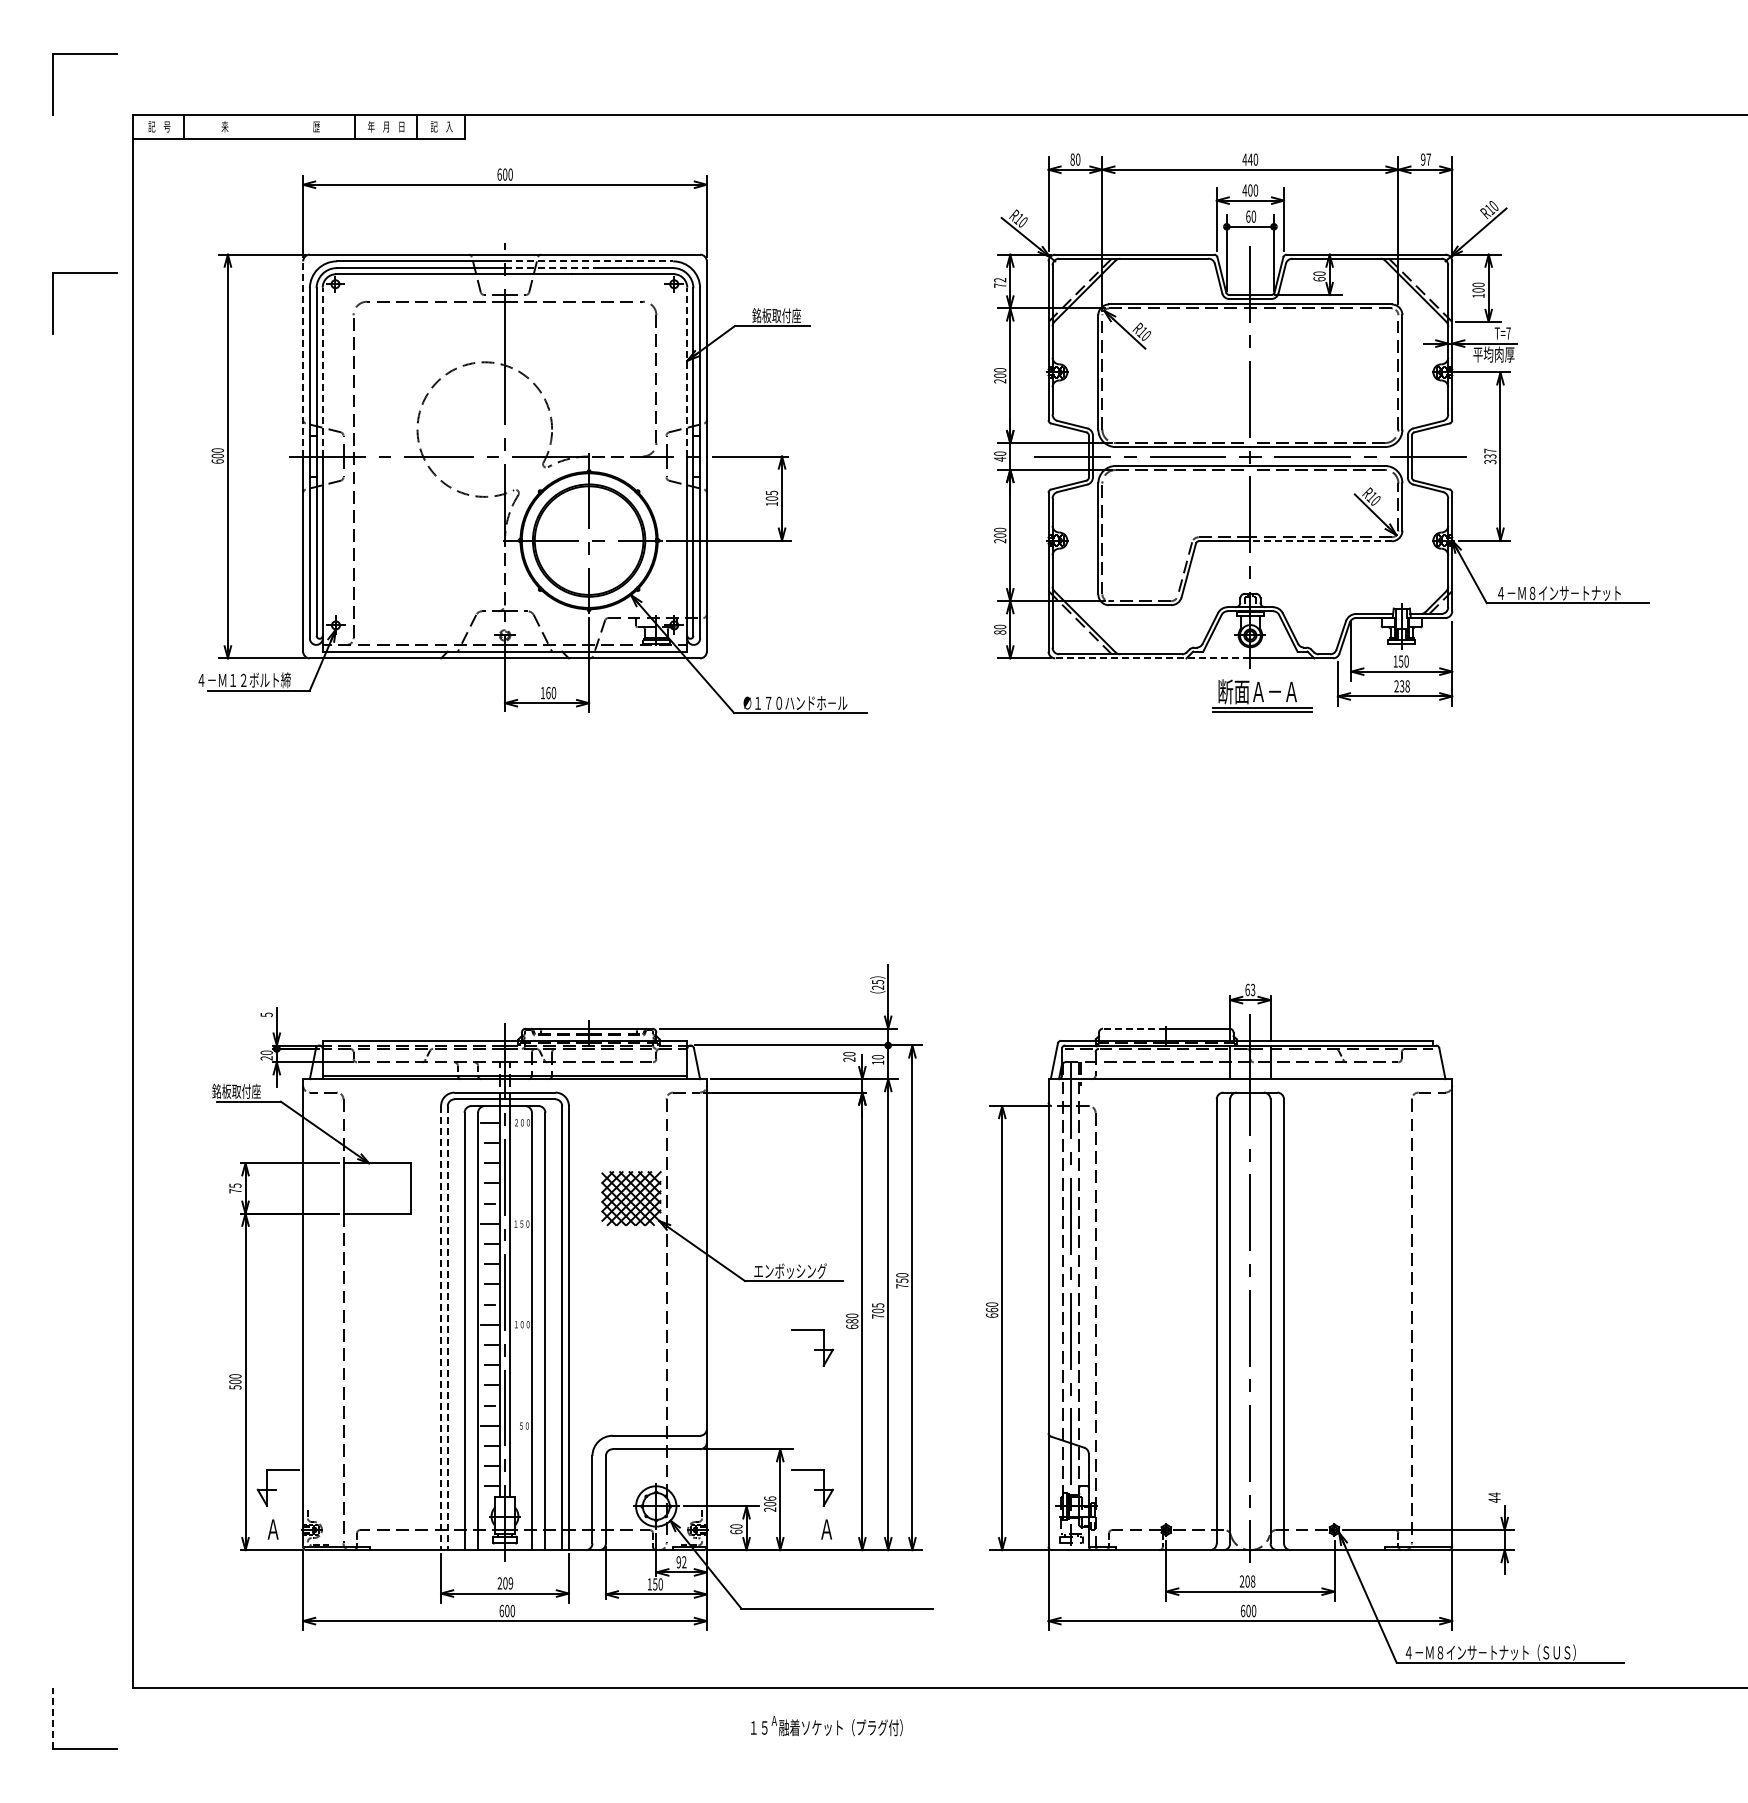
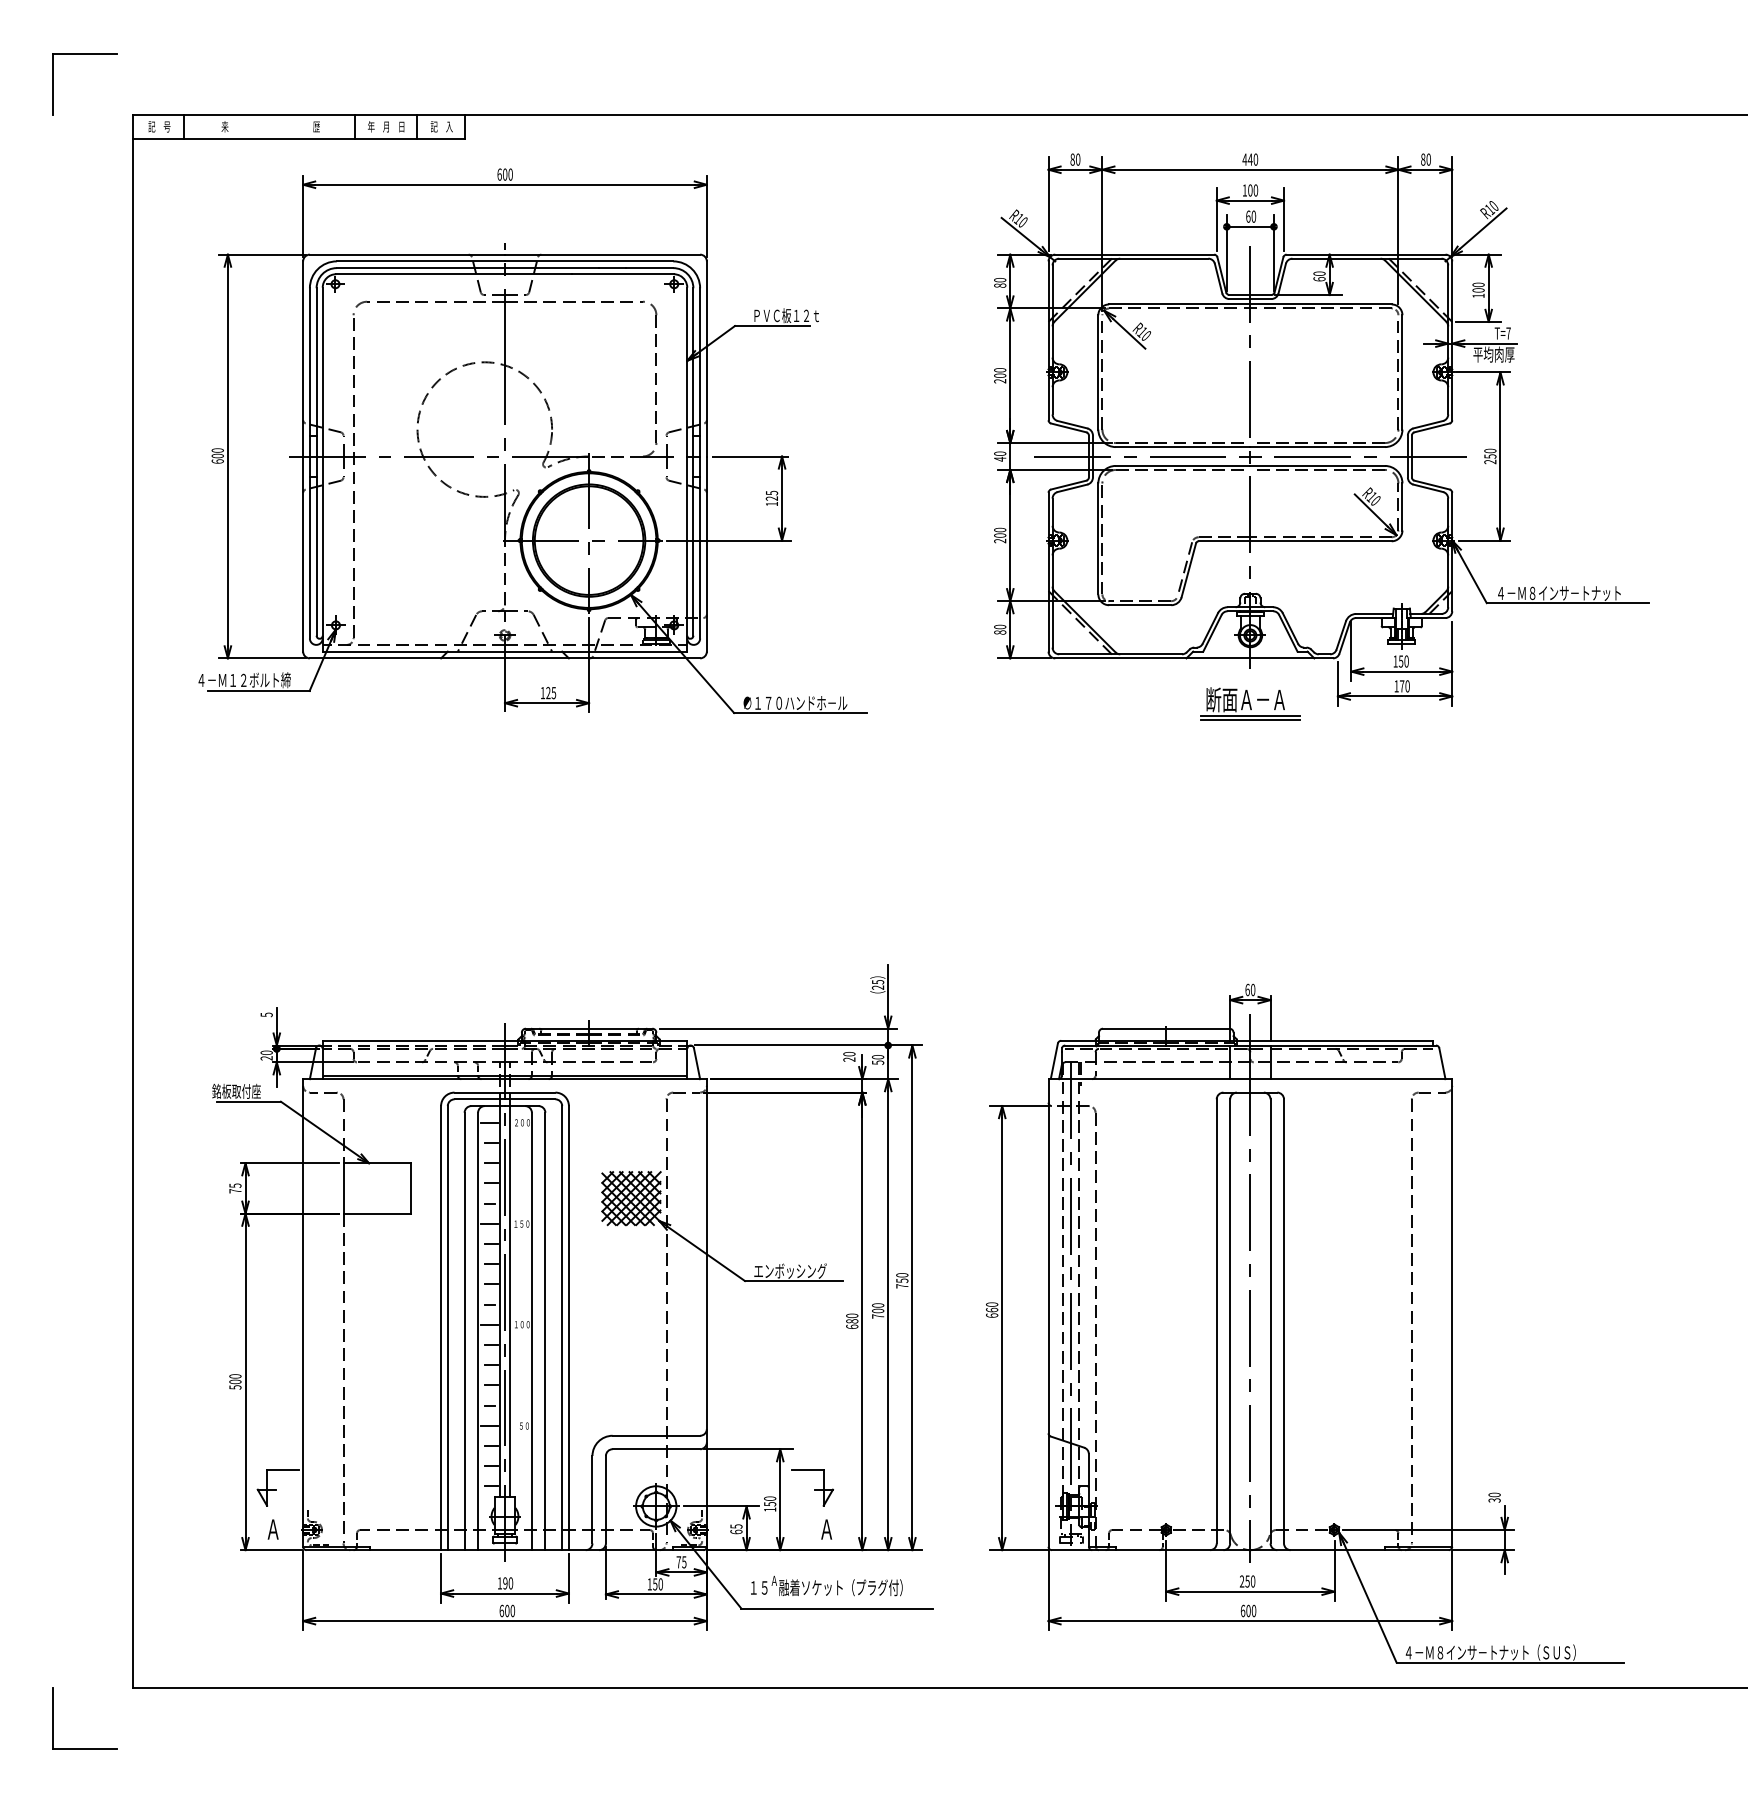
text: 97 -> 80 (1425, 159)
text: 400 -> 100 (1244, 190)
line: dashed -> solid (589, 261)
line: dashed -> solid (552, 268)
part: present -> none (84, 273)
text: 72 -> 80 (1000, 282)
text: 銘板取付座 -> ＰＶＣ板１２ｔ (785, 315)
line: dashed -> solid (303, 358)
line: dashed -> solid (322, 371)
line: dashed -> solid (687, 371)
text: 337 -> 250 (1490, 456)
text: 105 -> 125 (772, 498)
line: dashed -> solid (1321, 541)
line: dashed -> solid (1152, 658)
text: 238 -> 170 (1401, 686)
text: 160 -> 125 (551, 693)
part position: (1262, 695) -> (1250, 703) (1250, 703)
text: 63 -> 60 (1252, 990)
line: dashed -> solid (1134, 1028)
text: 10 -> 50 (878, 1062)
text: 705 -> 700 (878, 1305)
line: dashed -> solid (441, 1328)
line: dashed -> solid (447, 1328)
part: present -> none (812, 1347)
text: 44 -> 30 (1494, 1497)
text: 206 -> 150 (770, 1503)
text: 60 -> 65 (736, 1526)
text: 92 -> 75 (681, 1562)
text: 208 -> 250 (1250, 1581)
text: 209 -> 190 (505, 1583)
line: dashed -> solid (52, 1717)
text position: (826, 1725) -> (826, 1585) (826, 1585)
